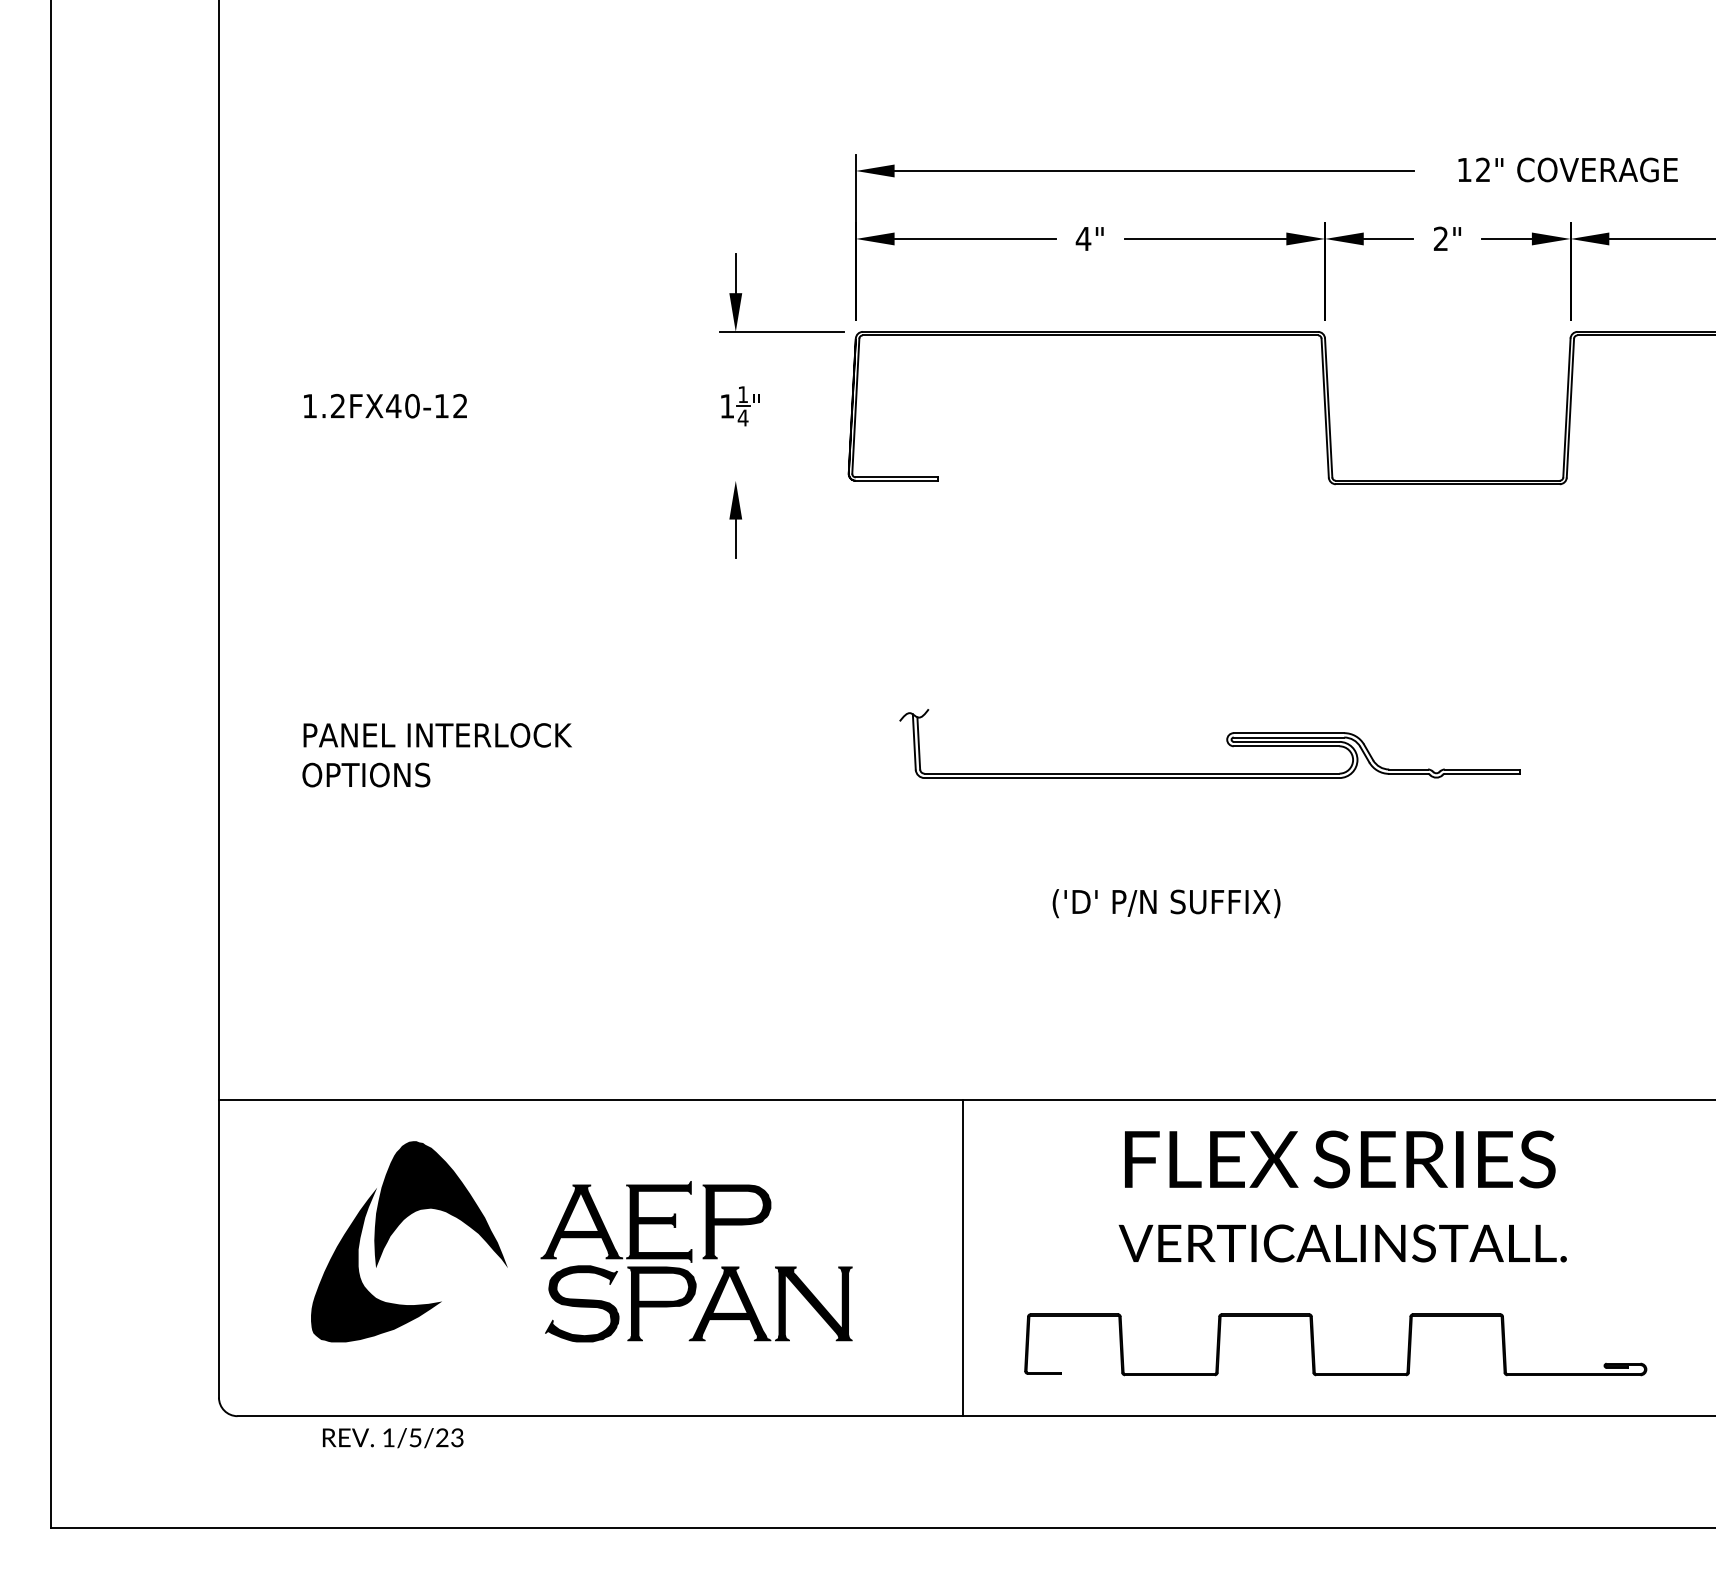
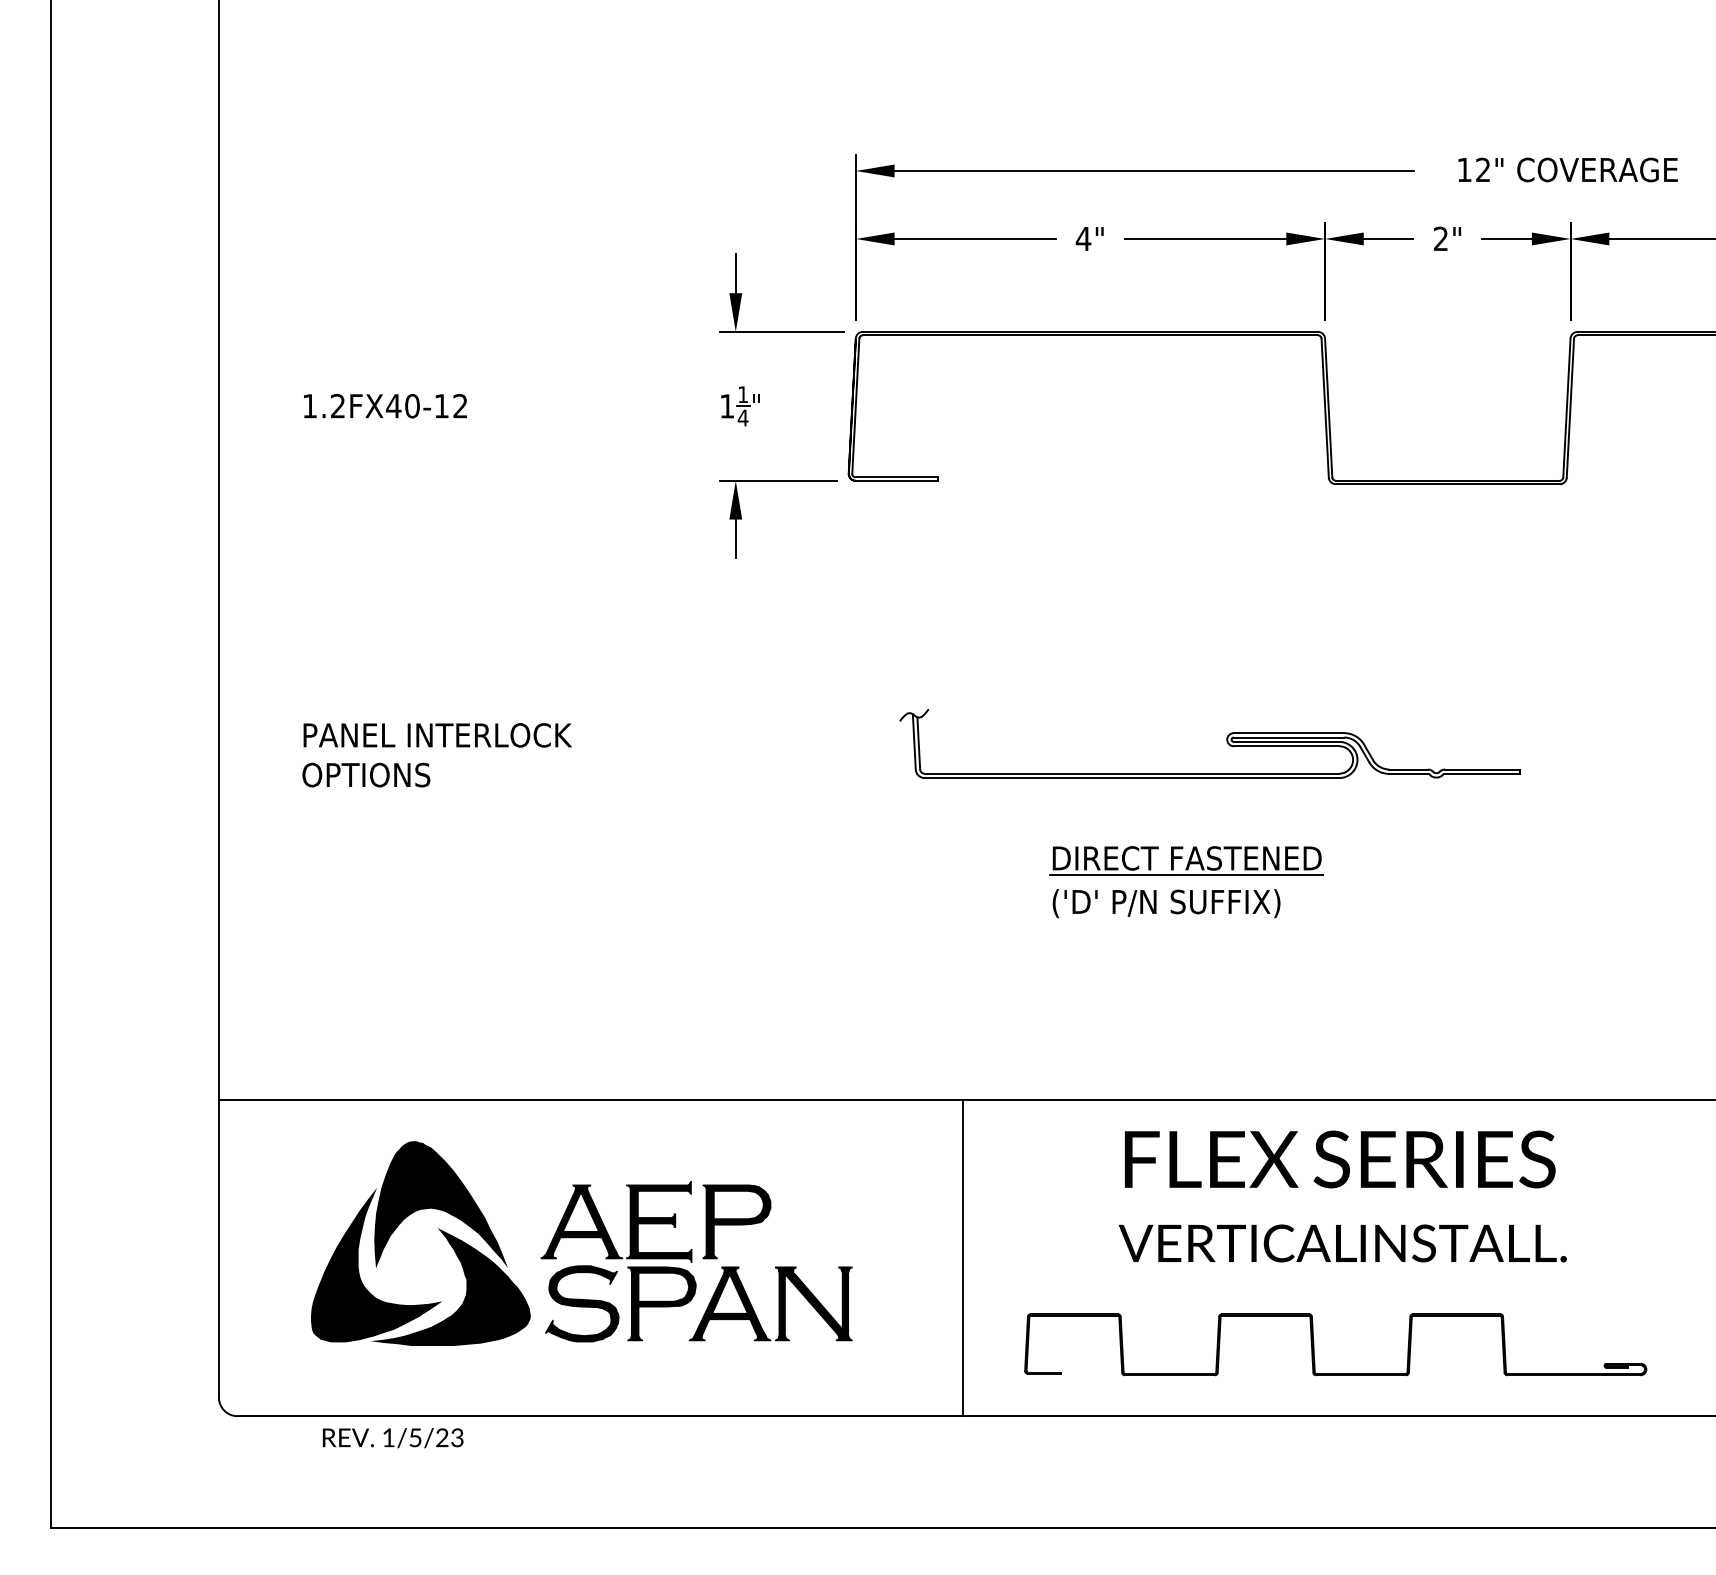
line: none -> present (778, 480)
part: none -> present (1186, 860)
fill: none -> present (450, 1286)
